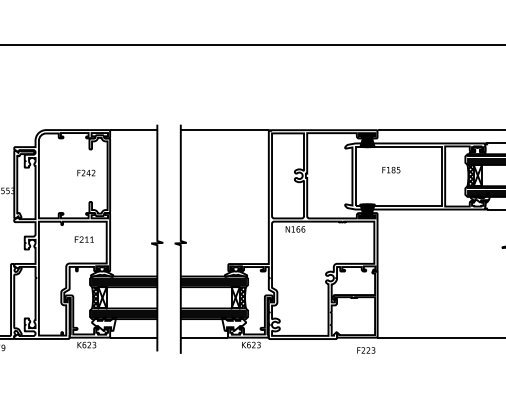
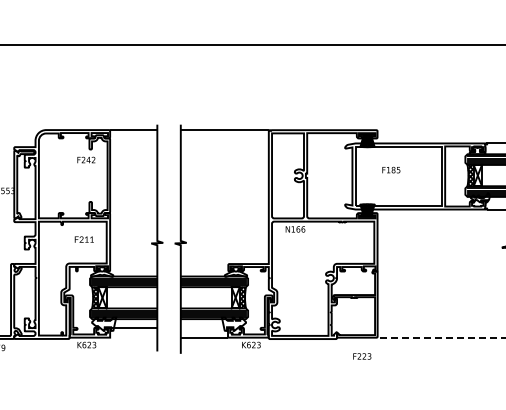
line: present -> none (440, 130)
text position: (86, 172) -> (86, 159) (86, 159)
line position: (133, 337) -> (133, 327) (133, 327)
line: solid -> dashed (442, 337)
text position: (366, 350) -> (362, 356) (362, 356)
